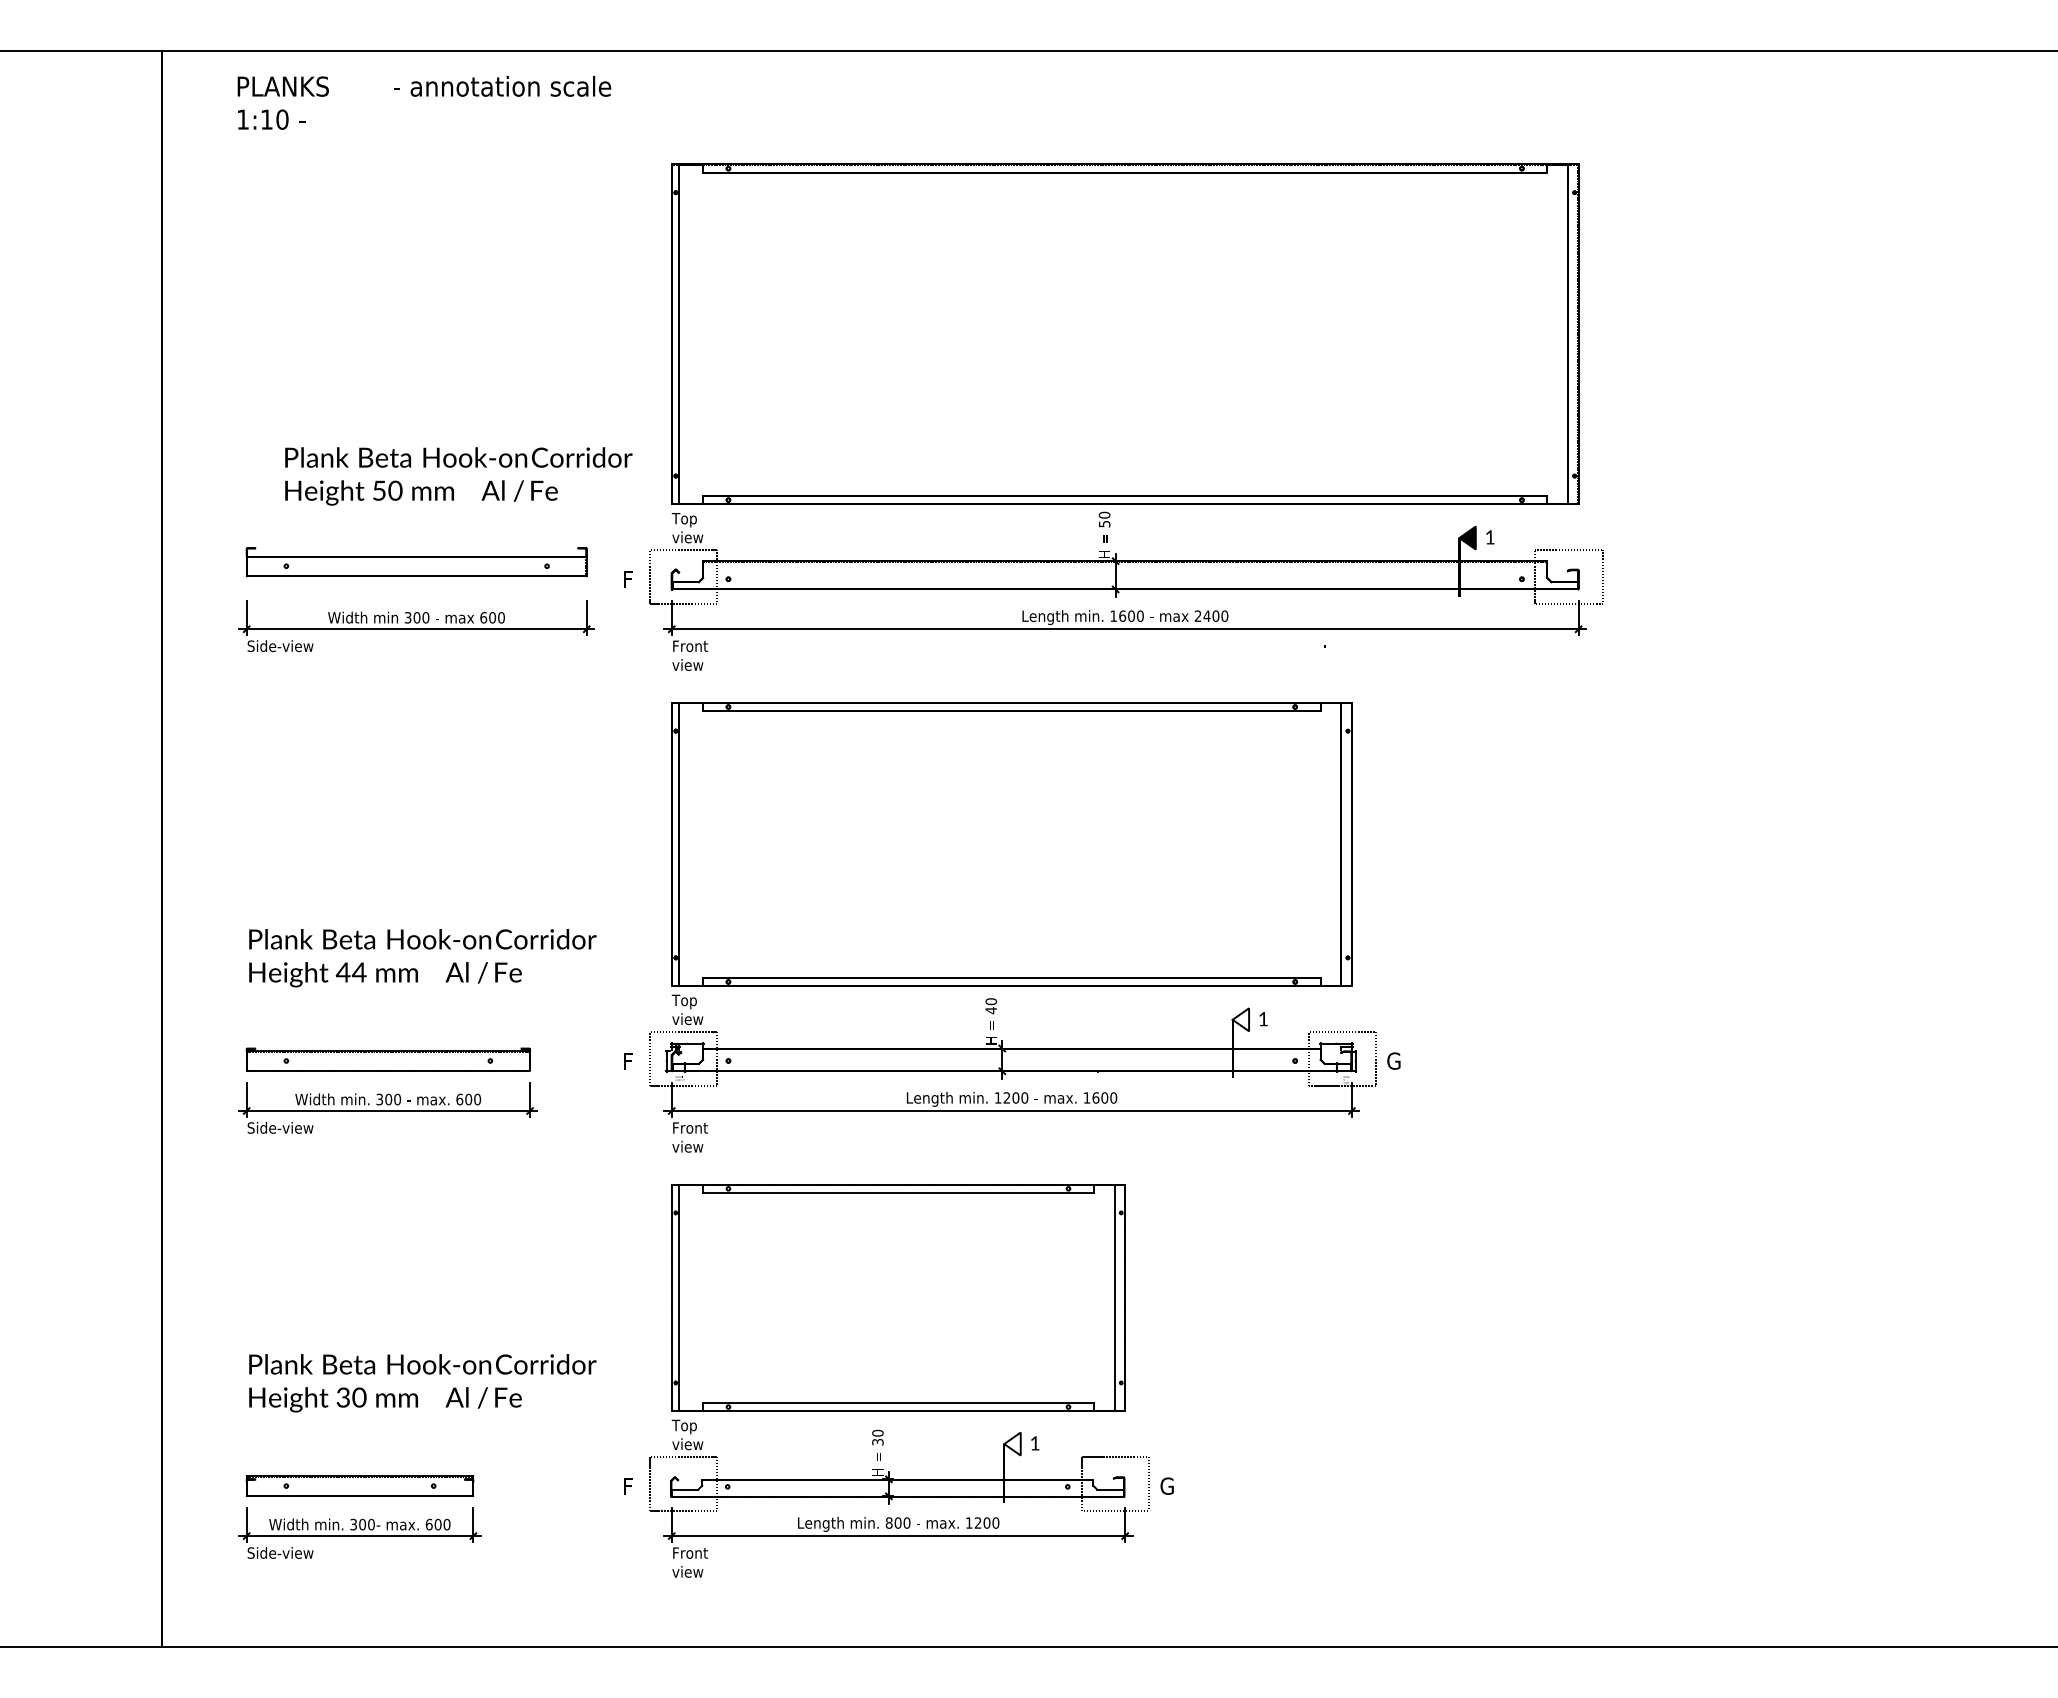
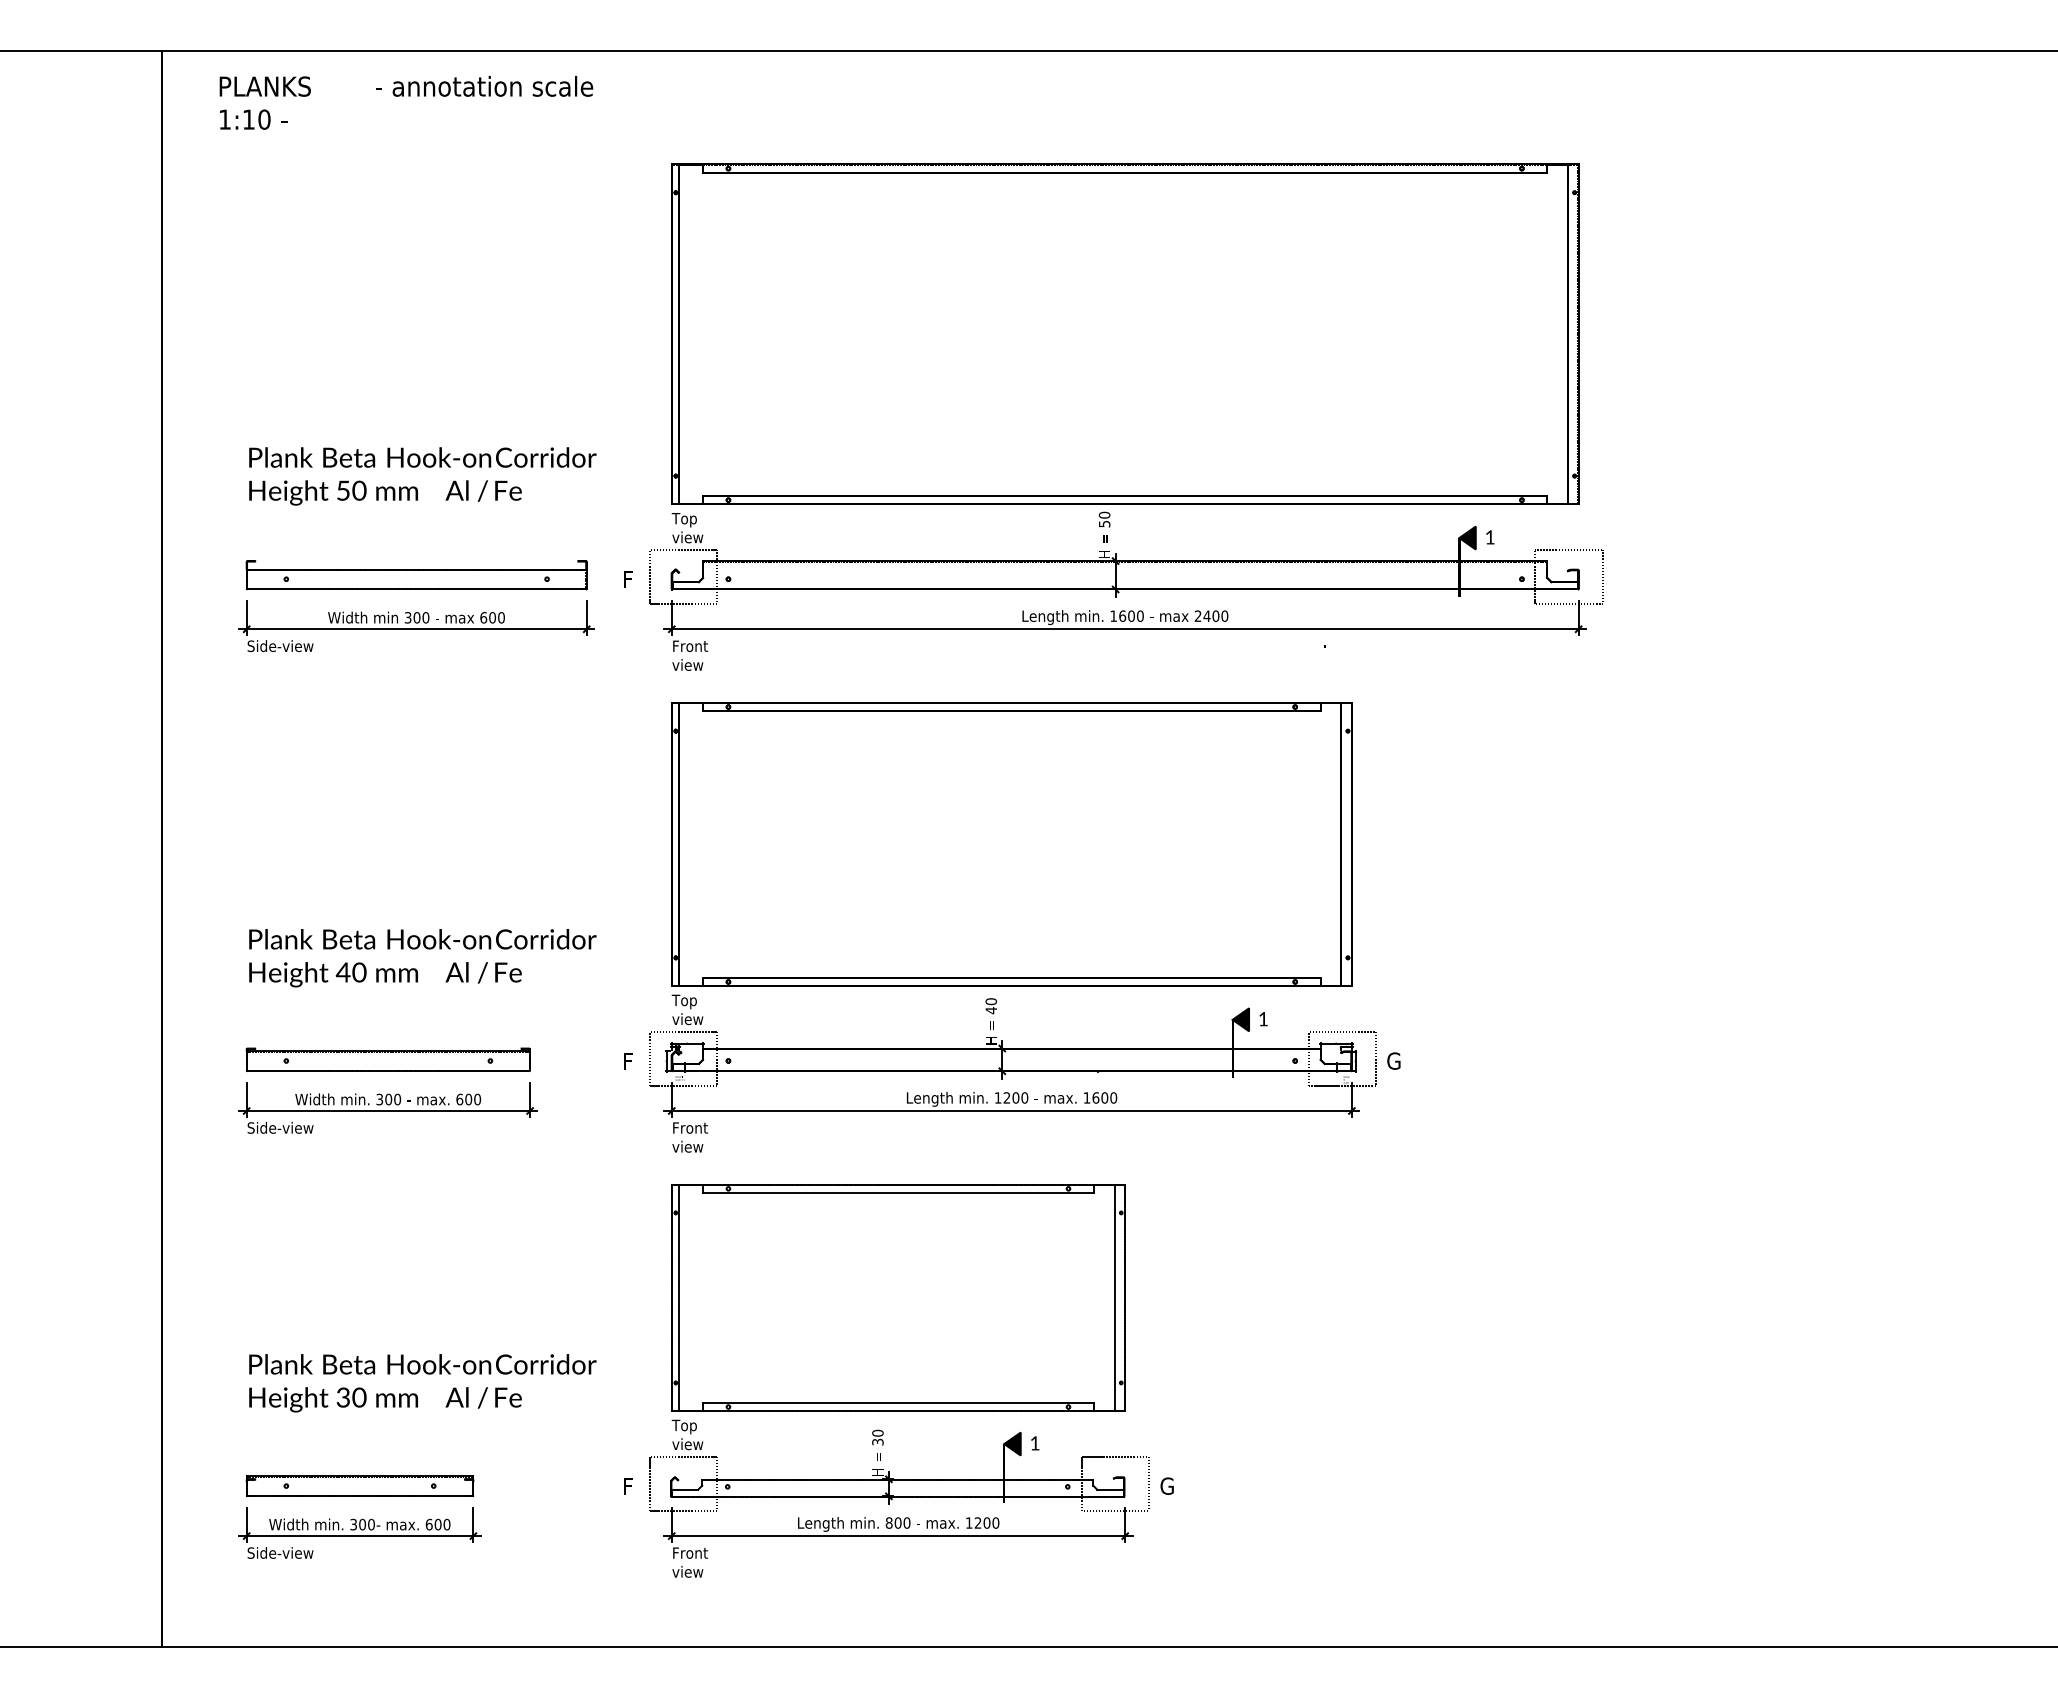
text position: (424, 102) -> (406, 102) (406, 102)
text position: (458, 476) -> (422, 476) (422, 476)
part position: (416, 562) -> (416, 575) (416, 575)
text: 44 -> 40 (358, 972)
fill: none -> present (1240, 1019)
fill: none -> present (1012, 1443)
